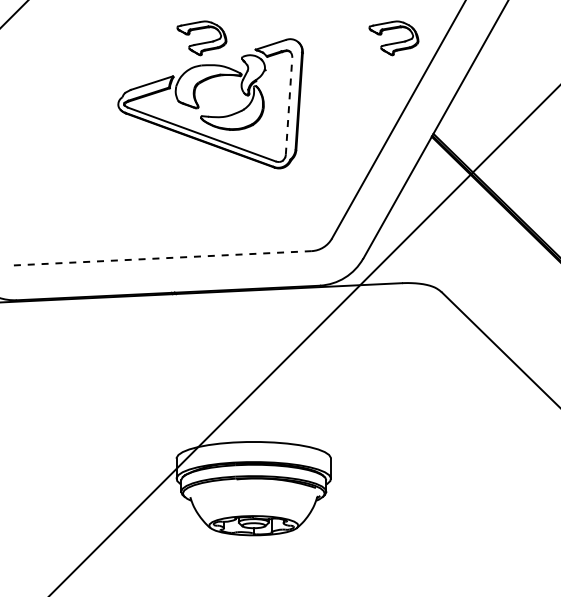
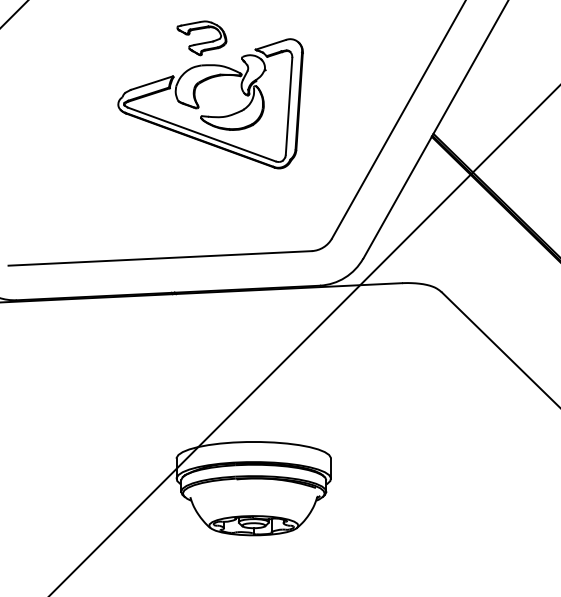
part: present -> none (393, 38)
line: dashed -> solid (289, 106)
line: dashed -> solid (160, 258)
